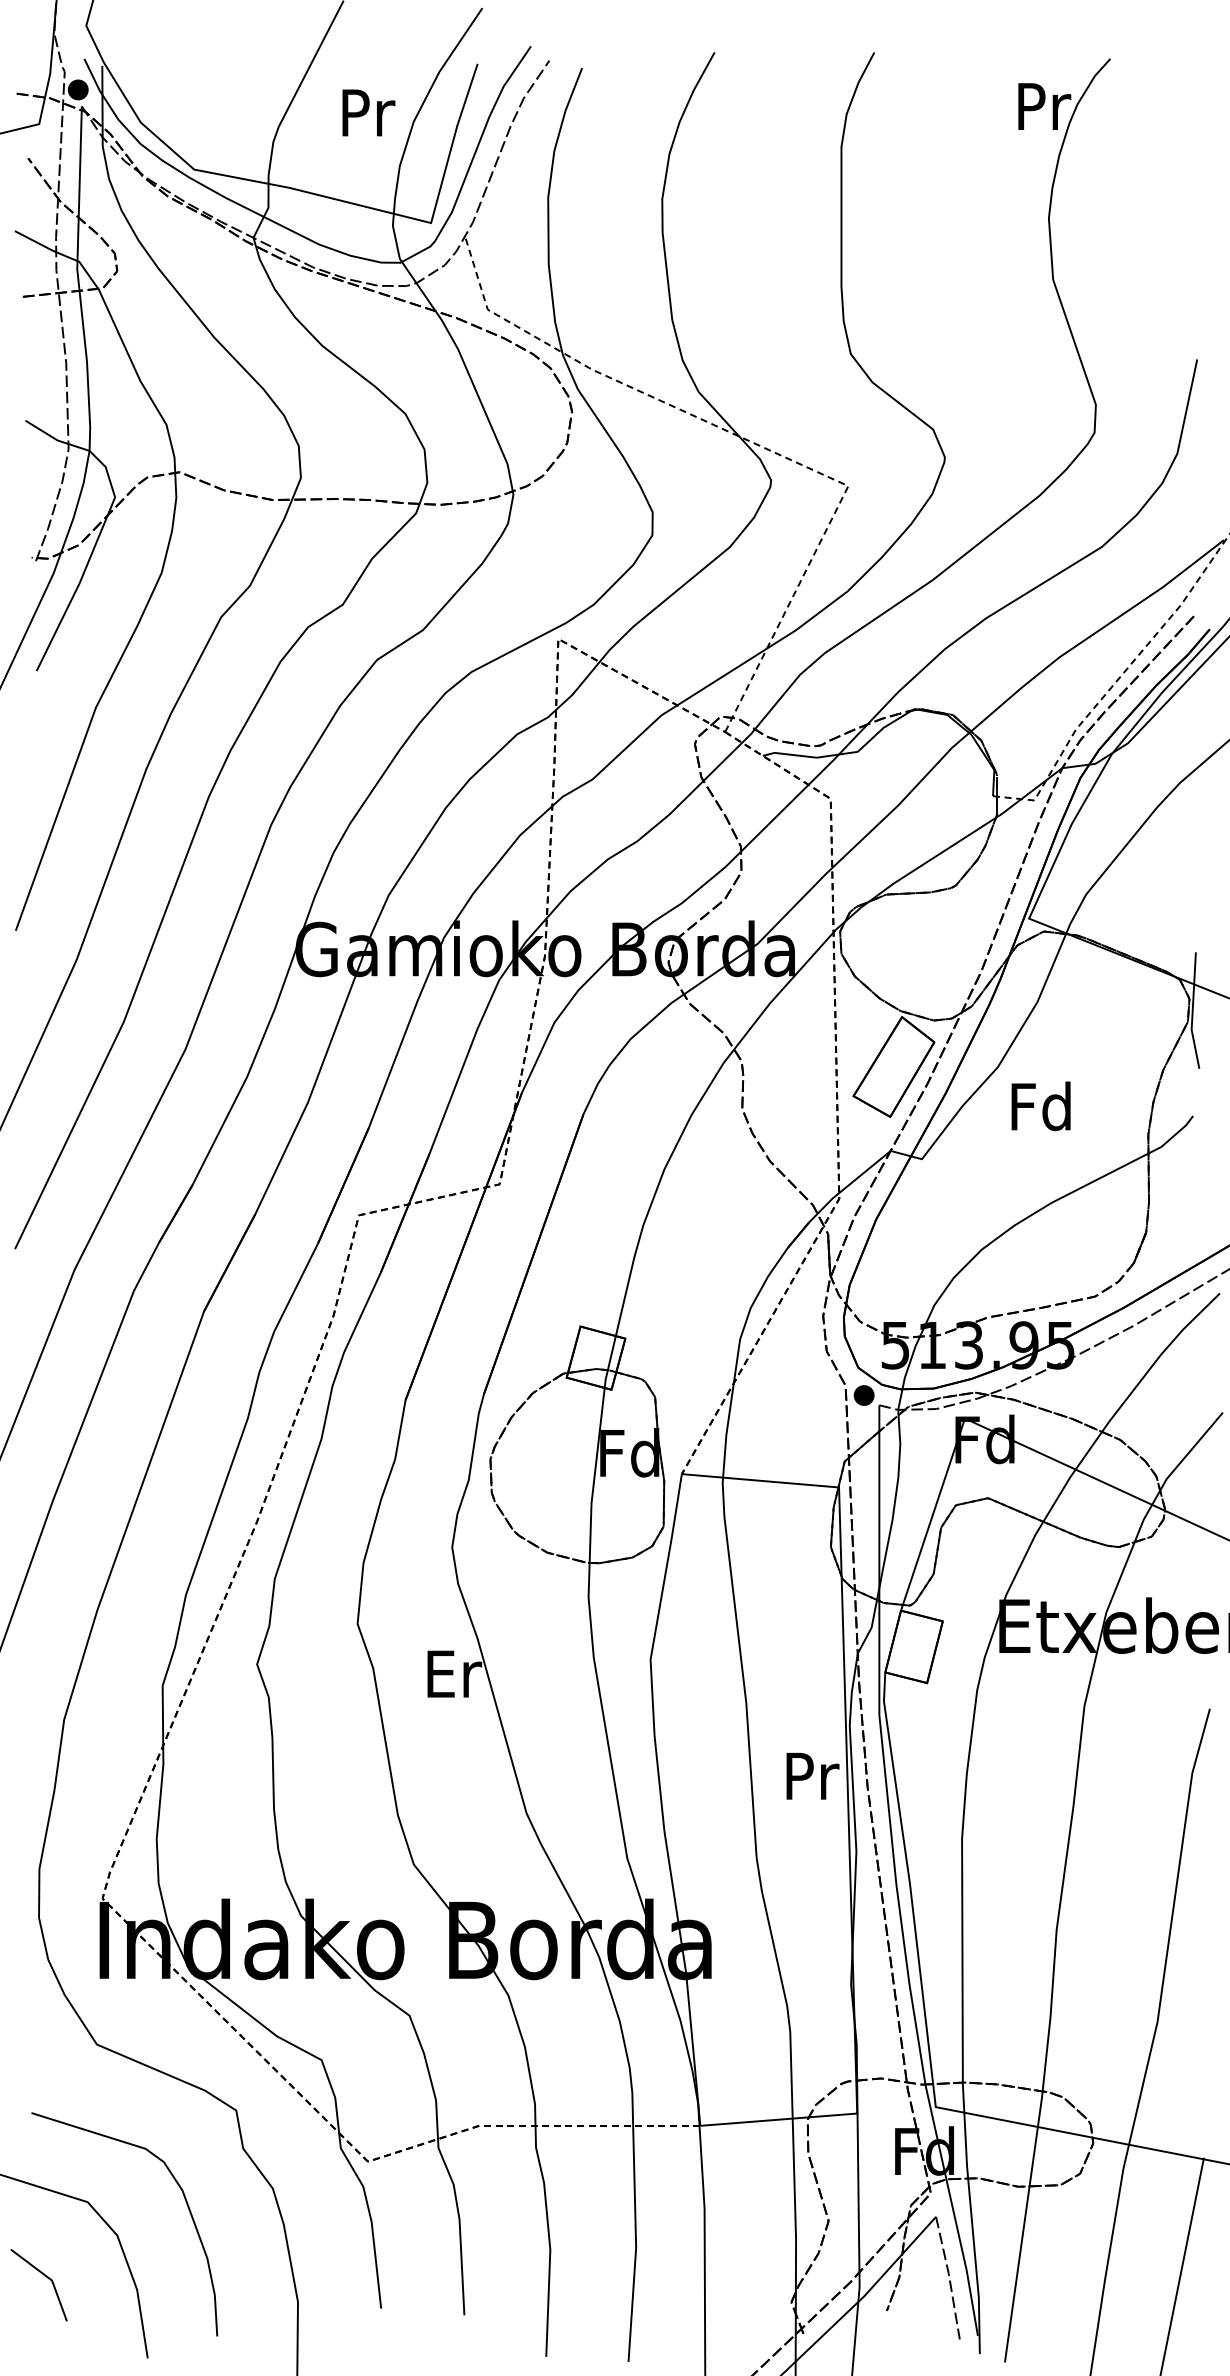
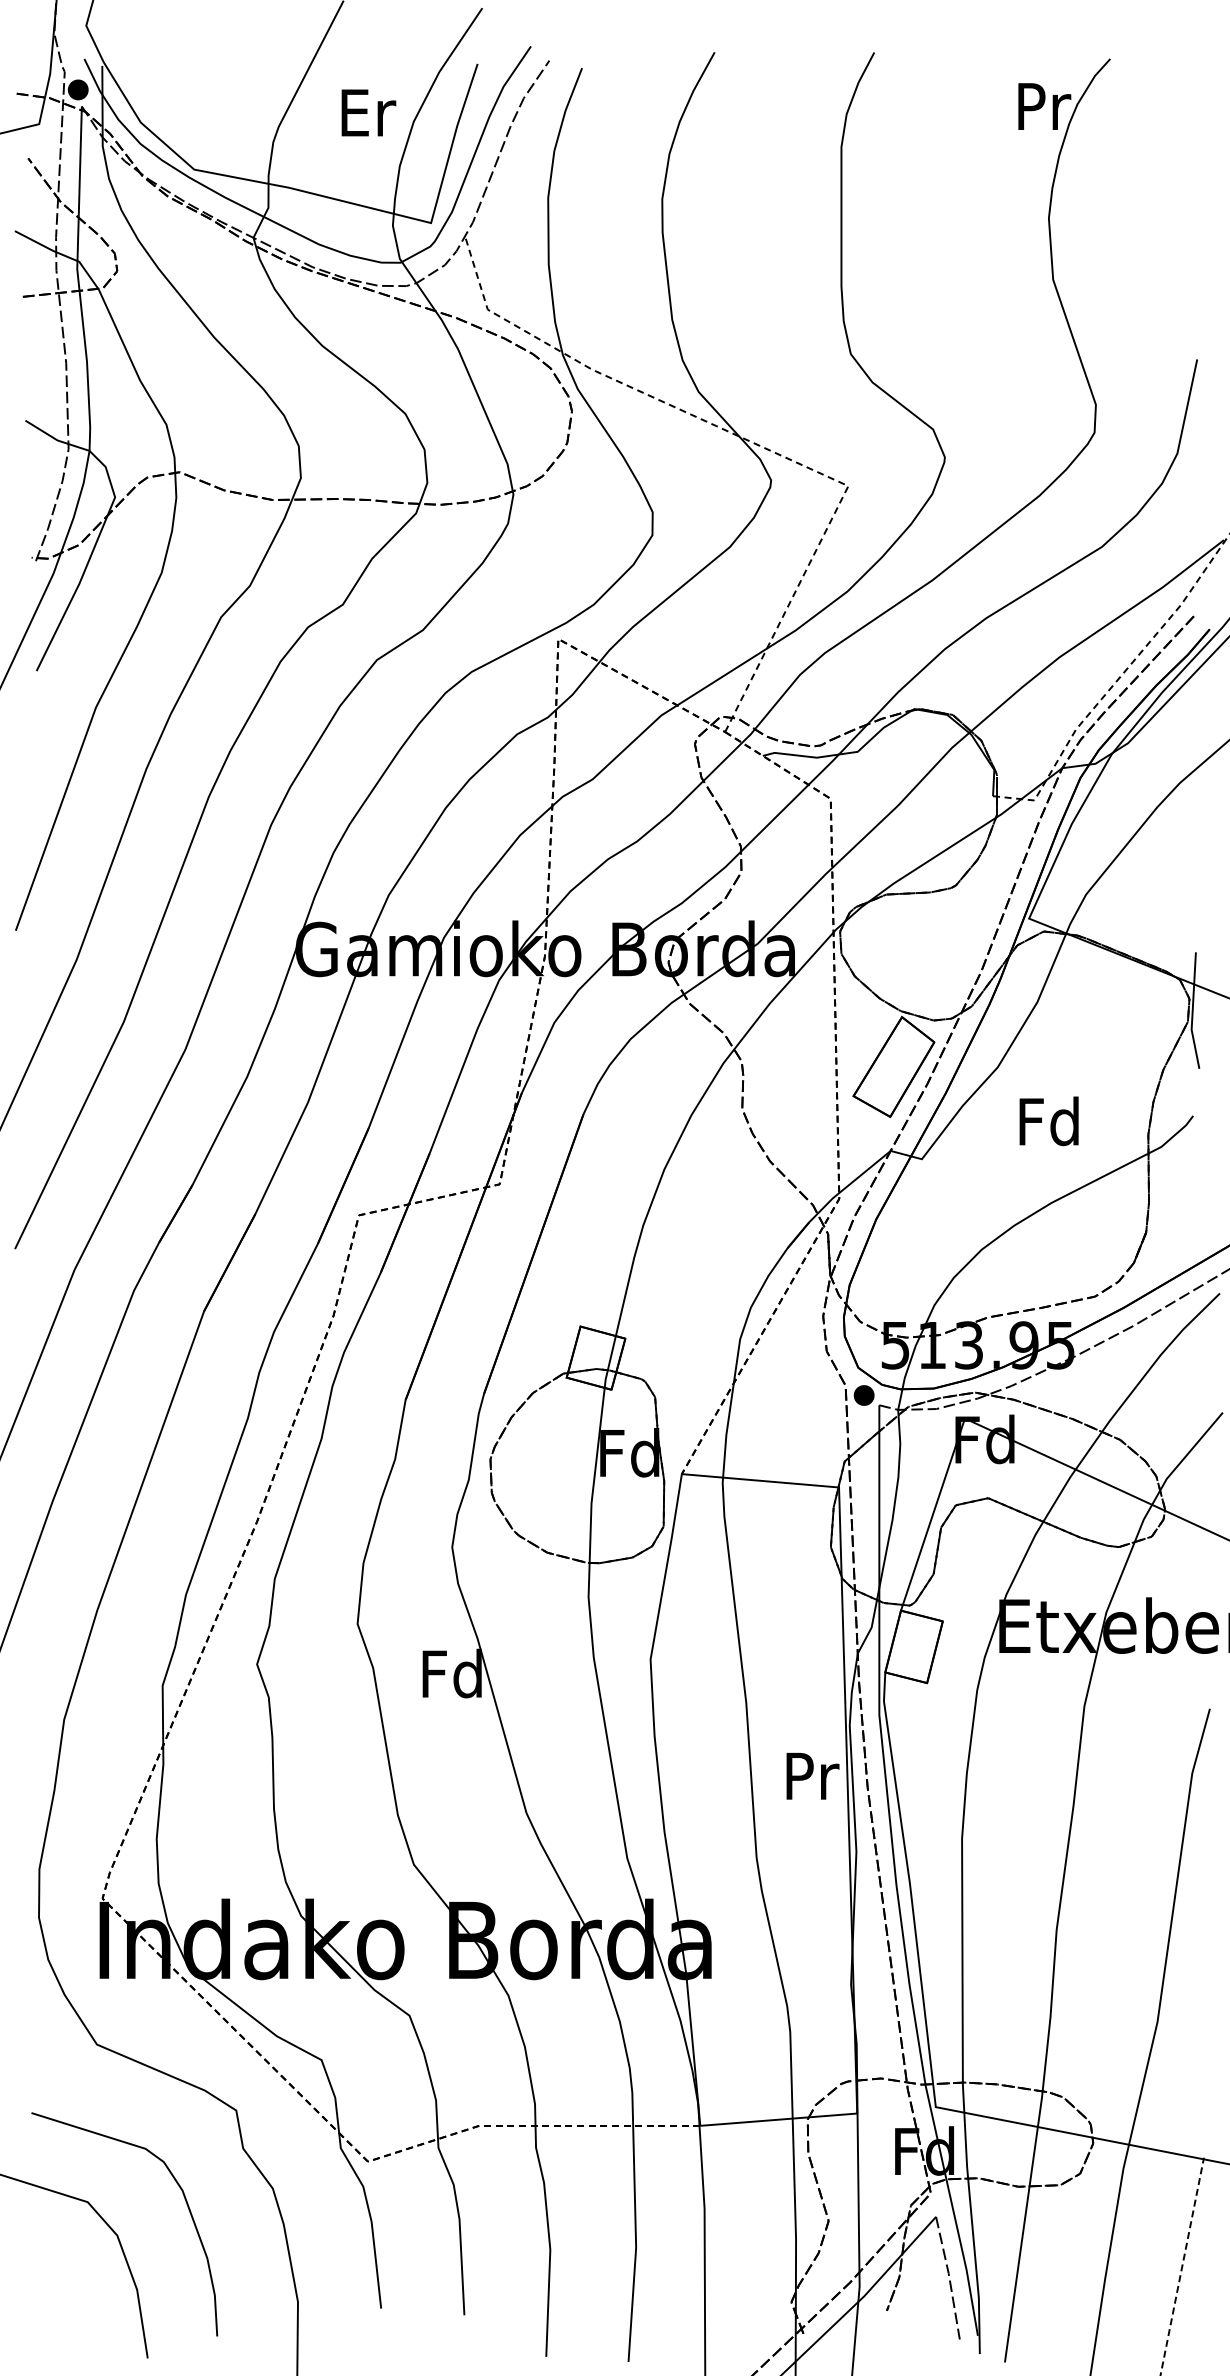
text: Pr -> Er (368, 112)
text position: (1040, 1106) -> (1048, 1121) (1048, 1121)
text: Er -> Fd (452, 1673)
line: solid -> dashed (1182, 2266)
line: present -> none (44, 2276)
